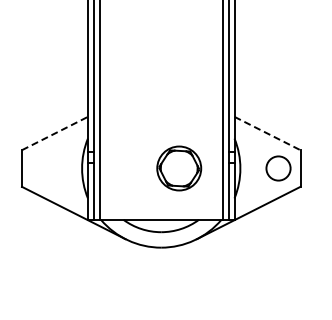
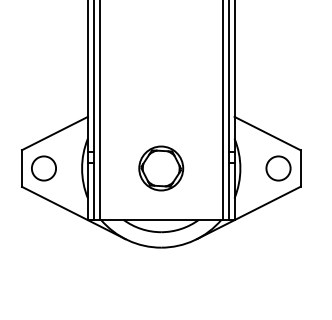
line: dashed -> solid (54, 133)
line: dashed -> solid (267, 133)
circle: none -> present (43, 168)
part position: (179, 168) -> (161, 168) (161, 168)
